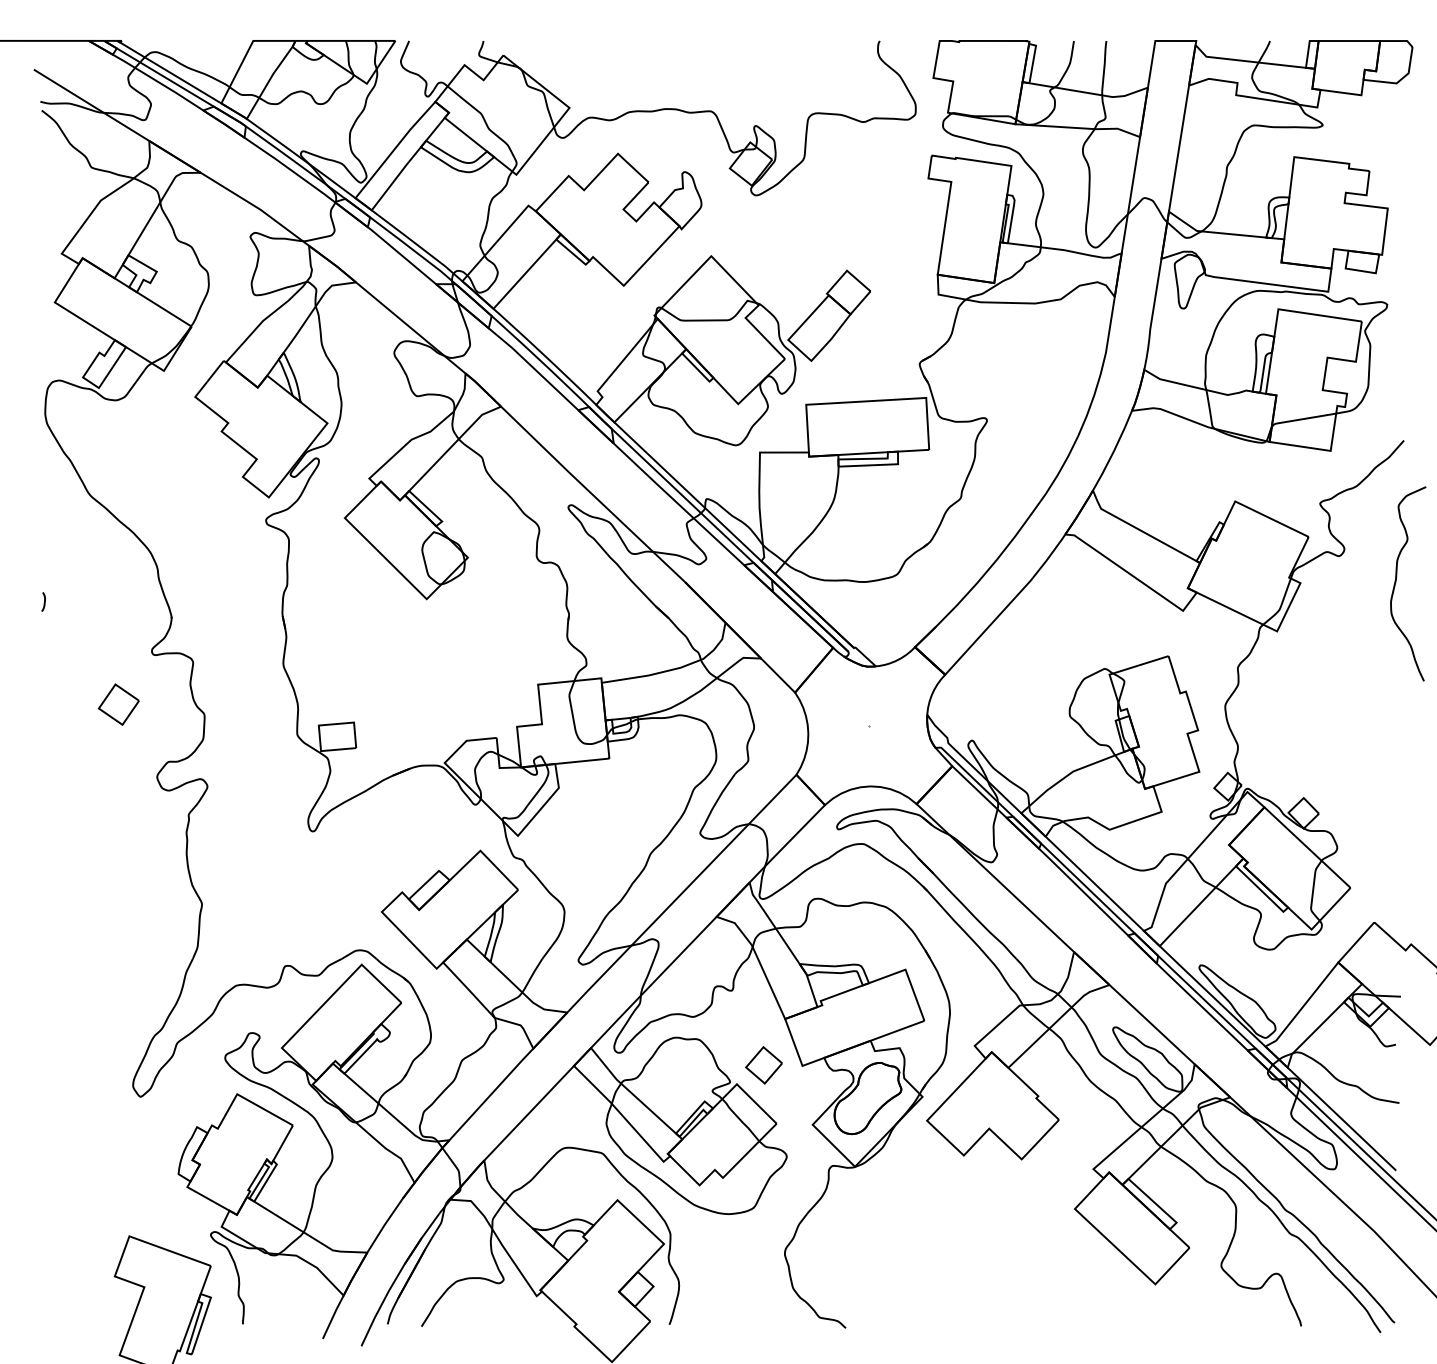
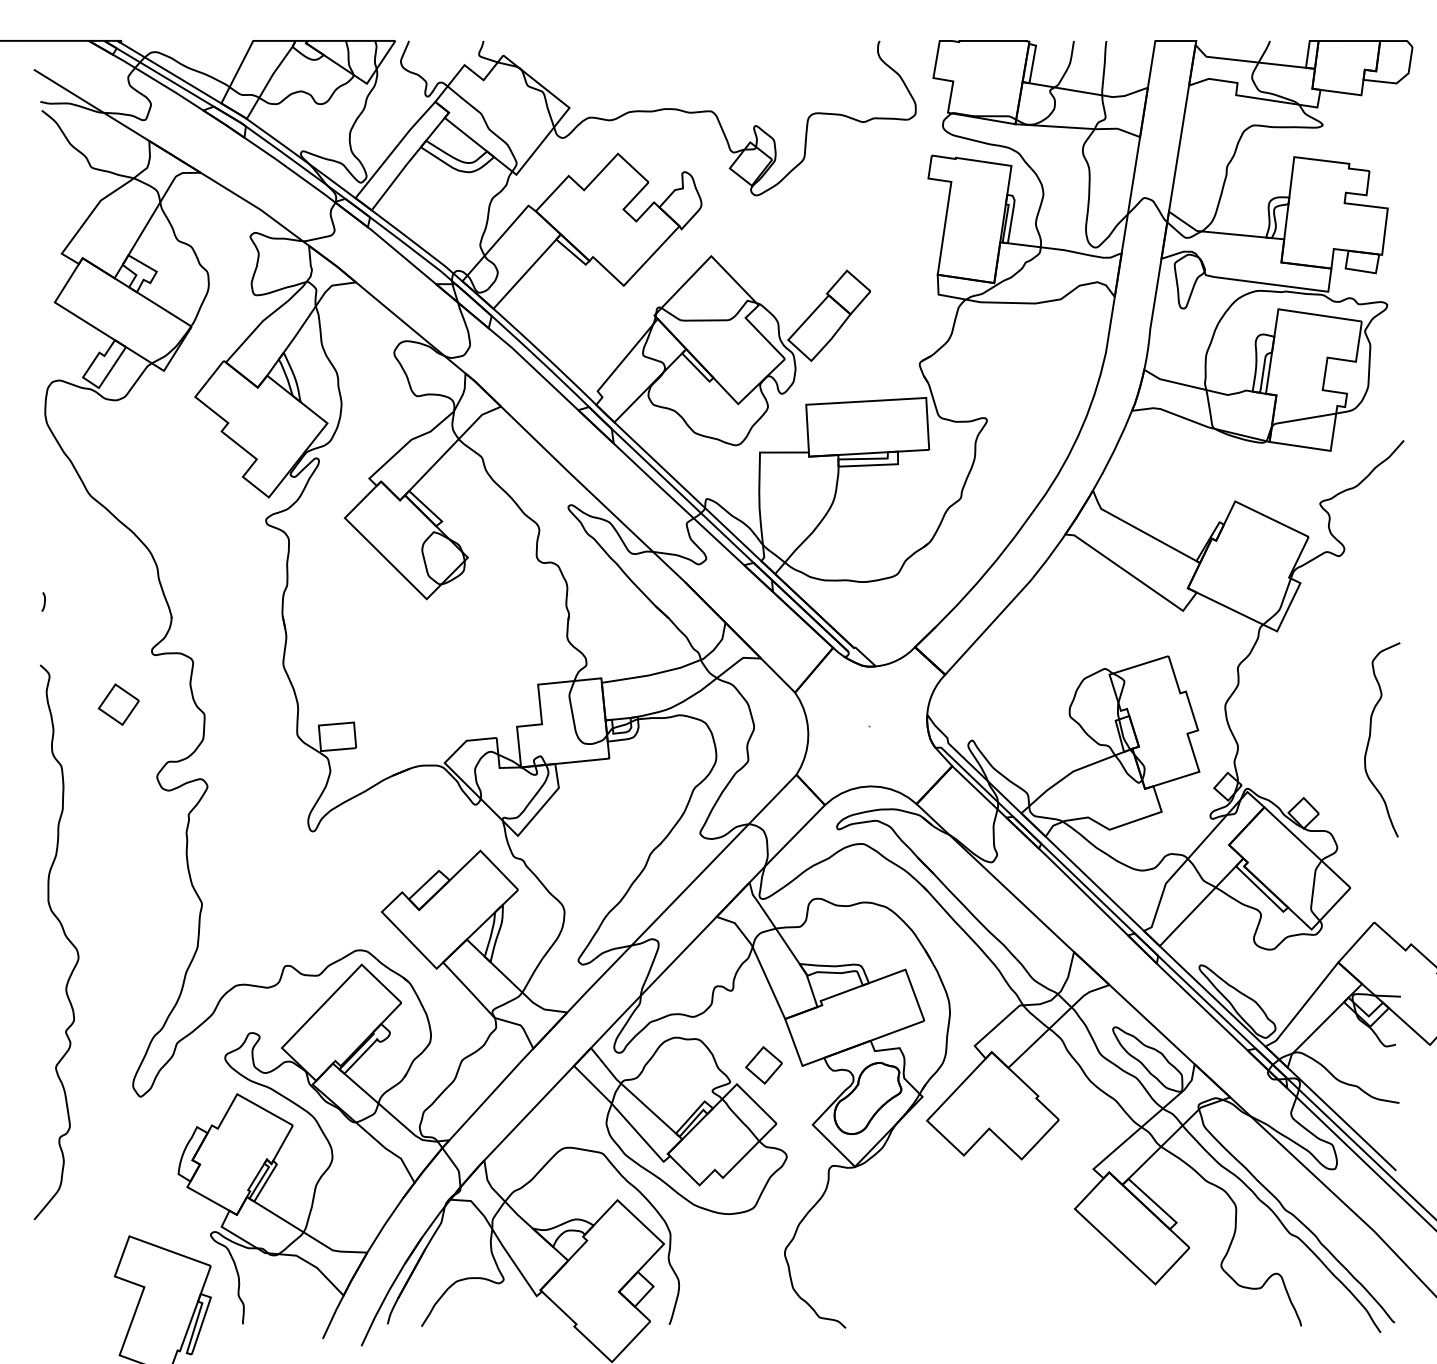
curve position: (1396, 582) -> (1370, 738) (1370, 738)
part: none -> present (65, 937)
